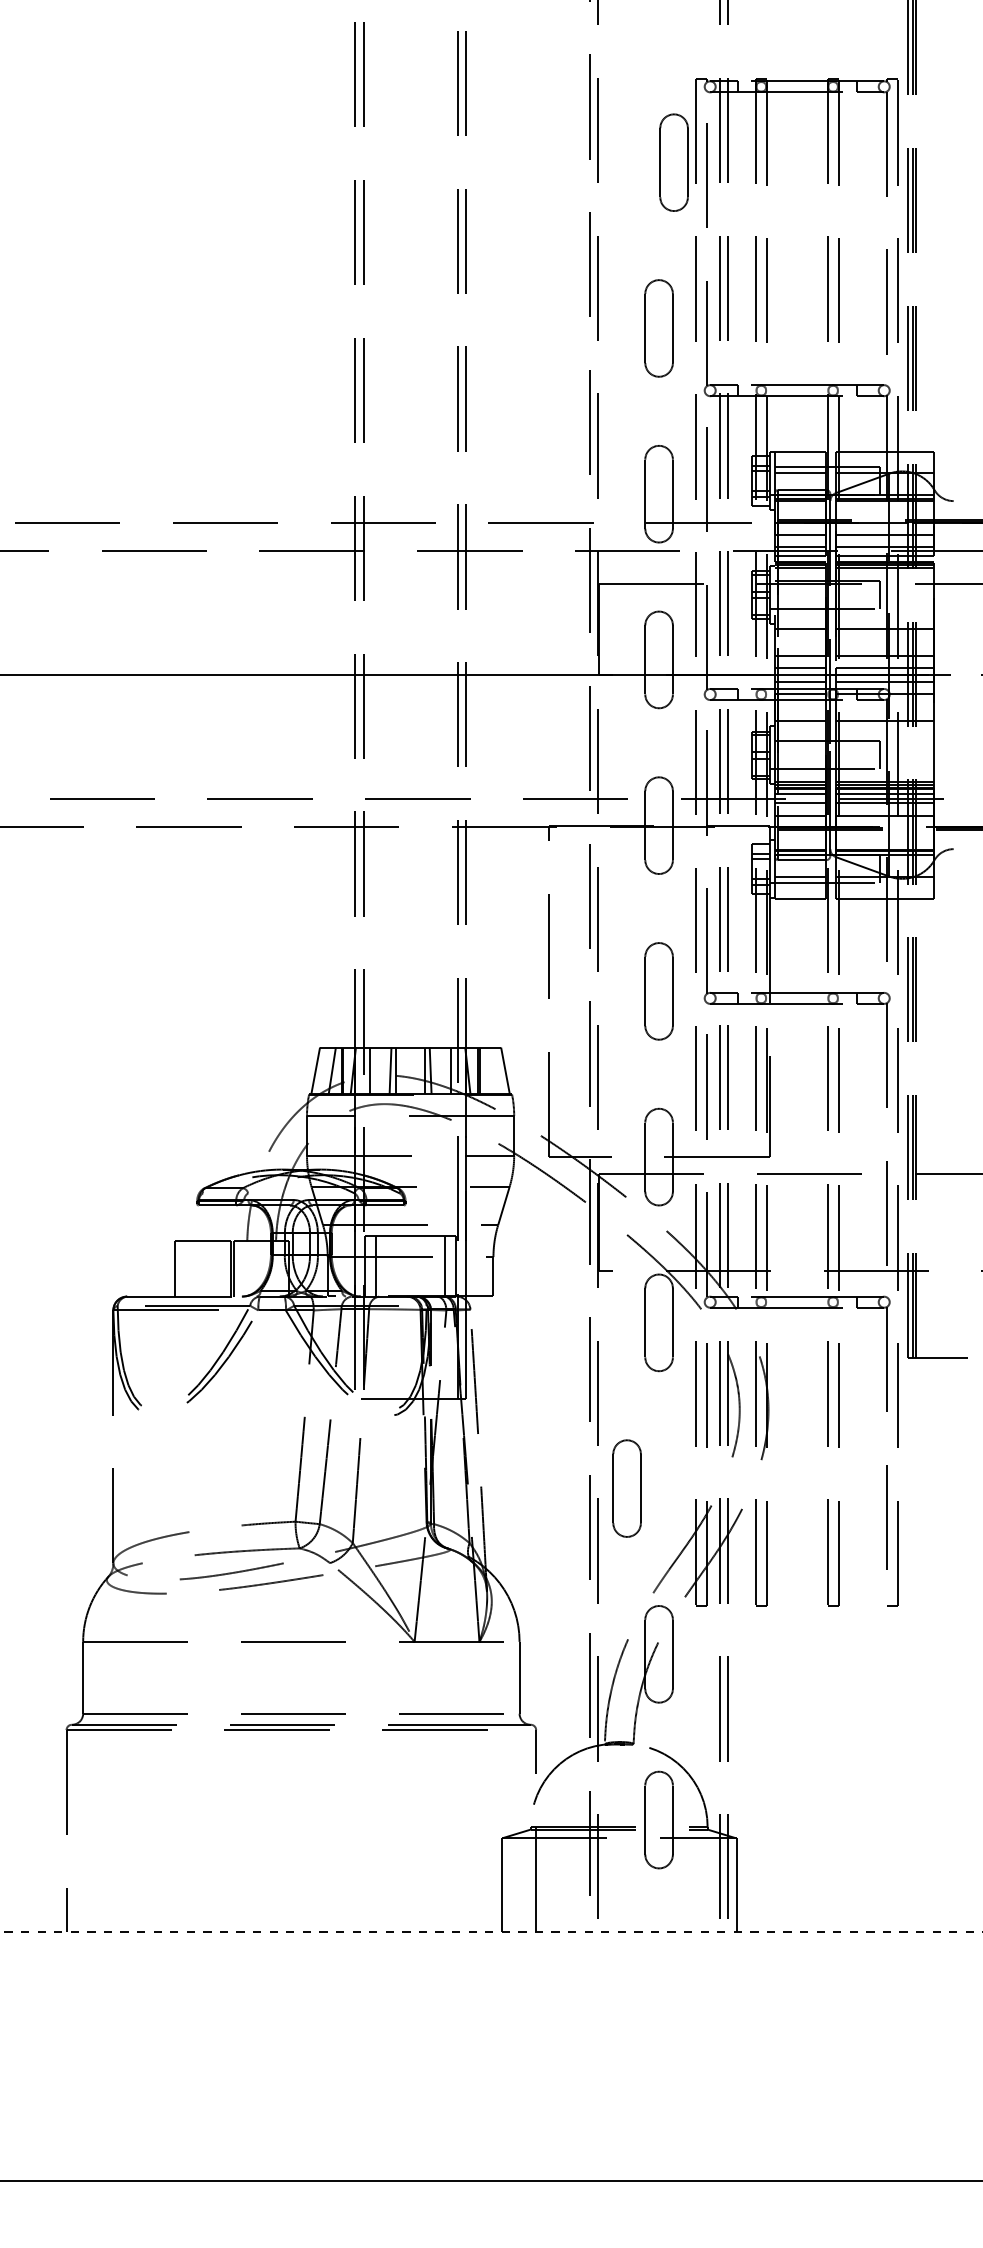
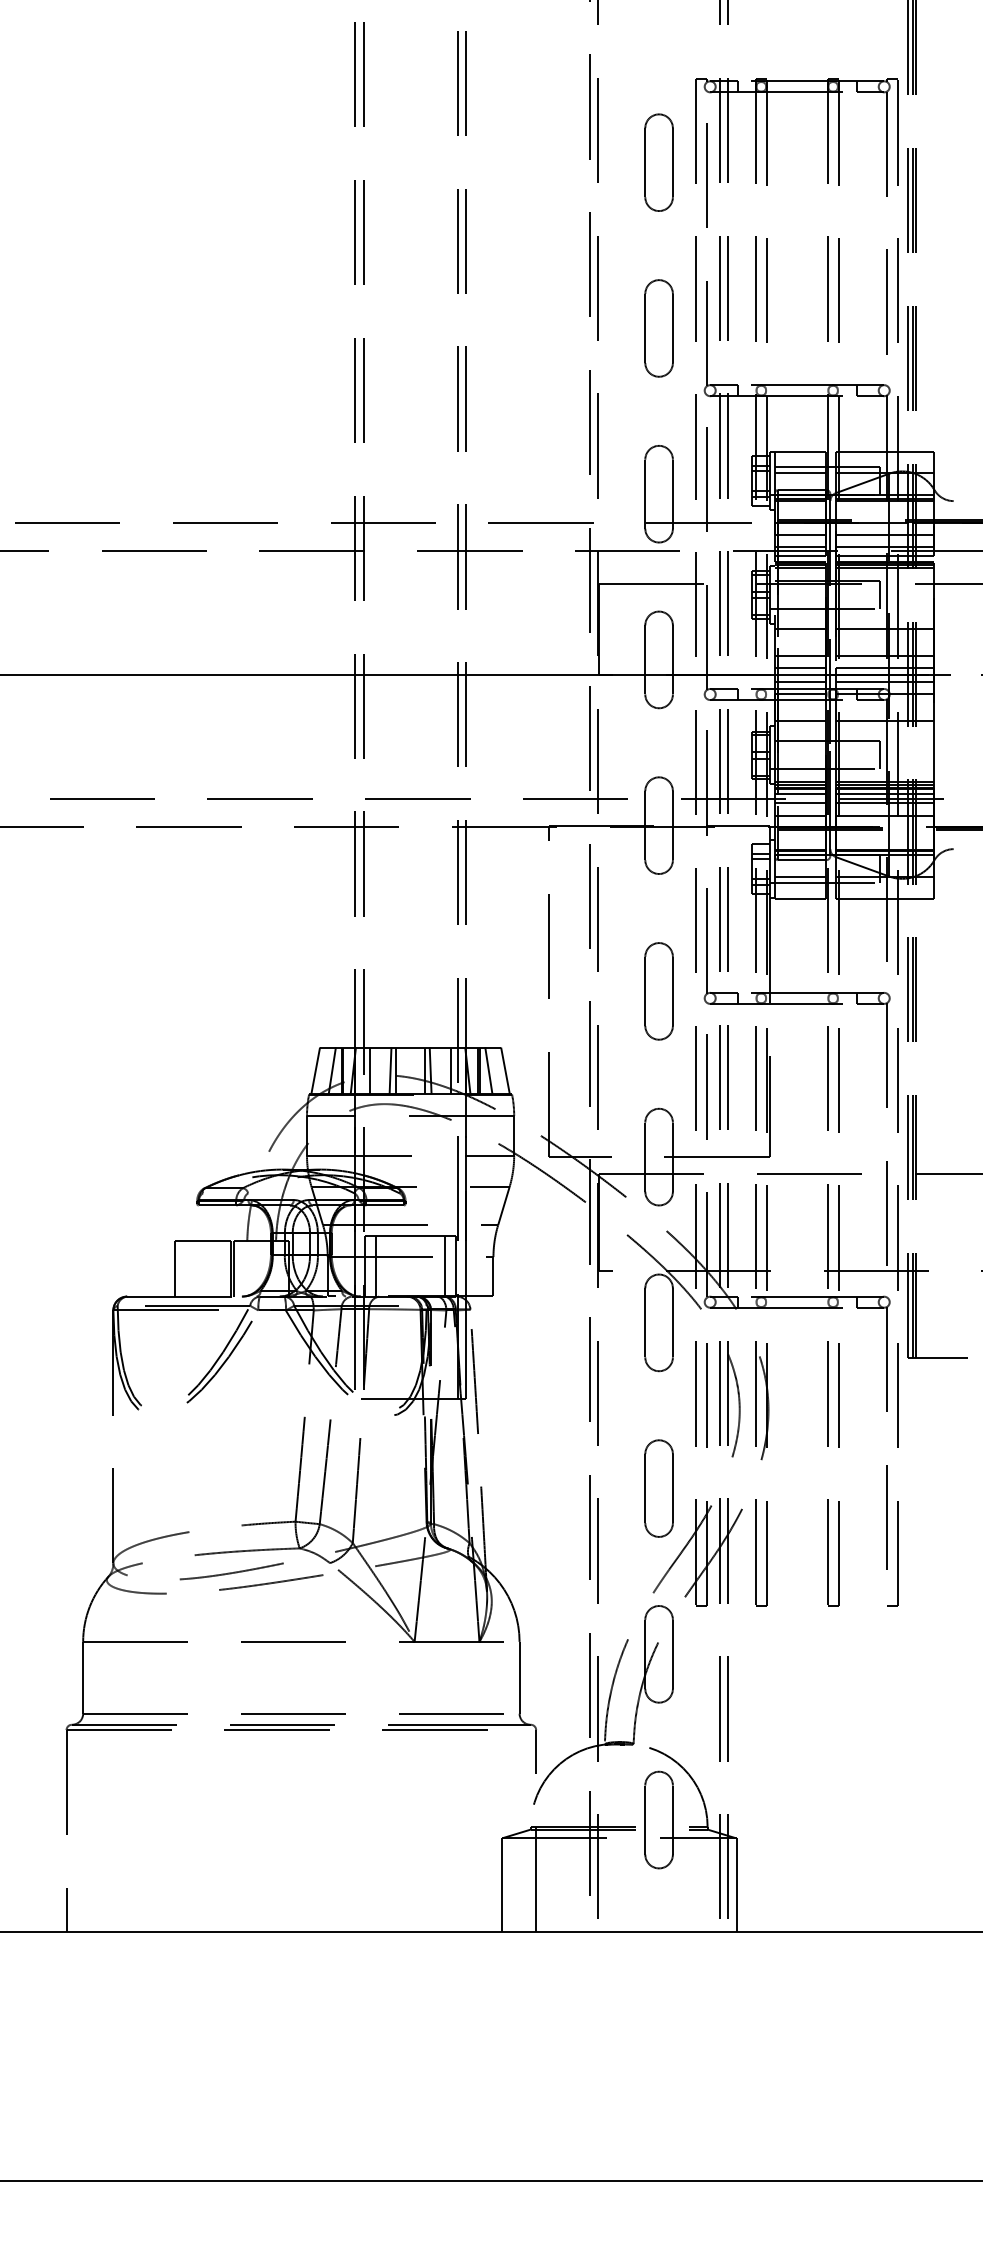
part position: (673, 162) -> (658, 162) (658, 162)
line: none -> present (488, 1070)
part position: (626, 1488) -> (658, 1488) (658, 1488)
line: dashed -> solid (491, 1931)
